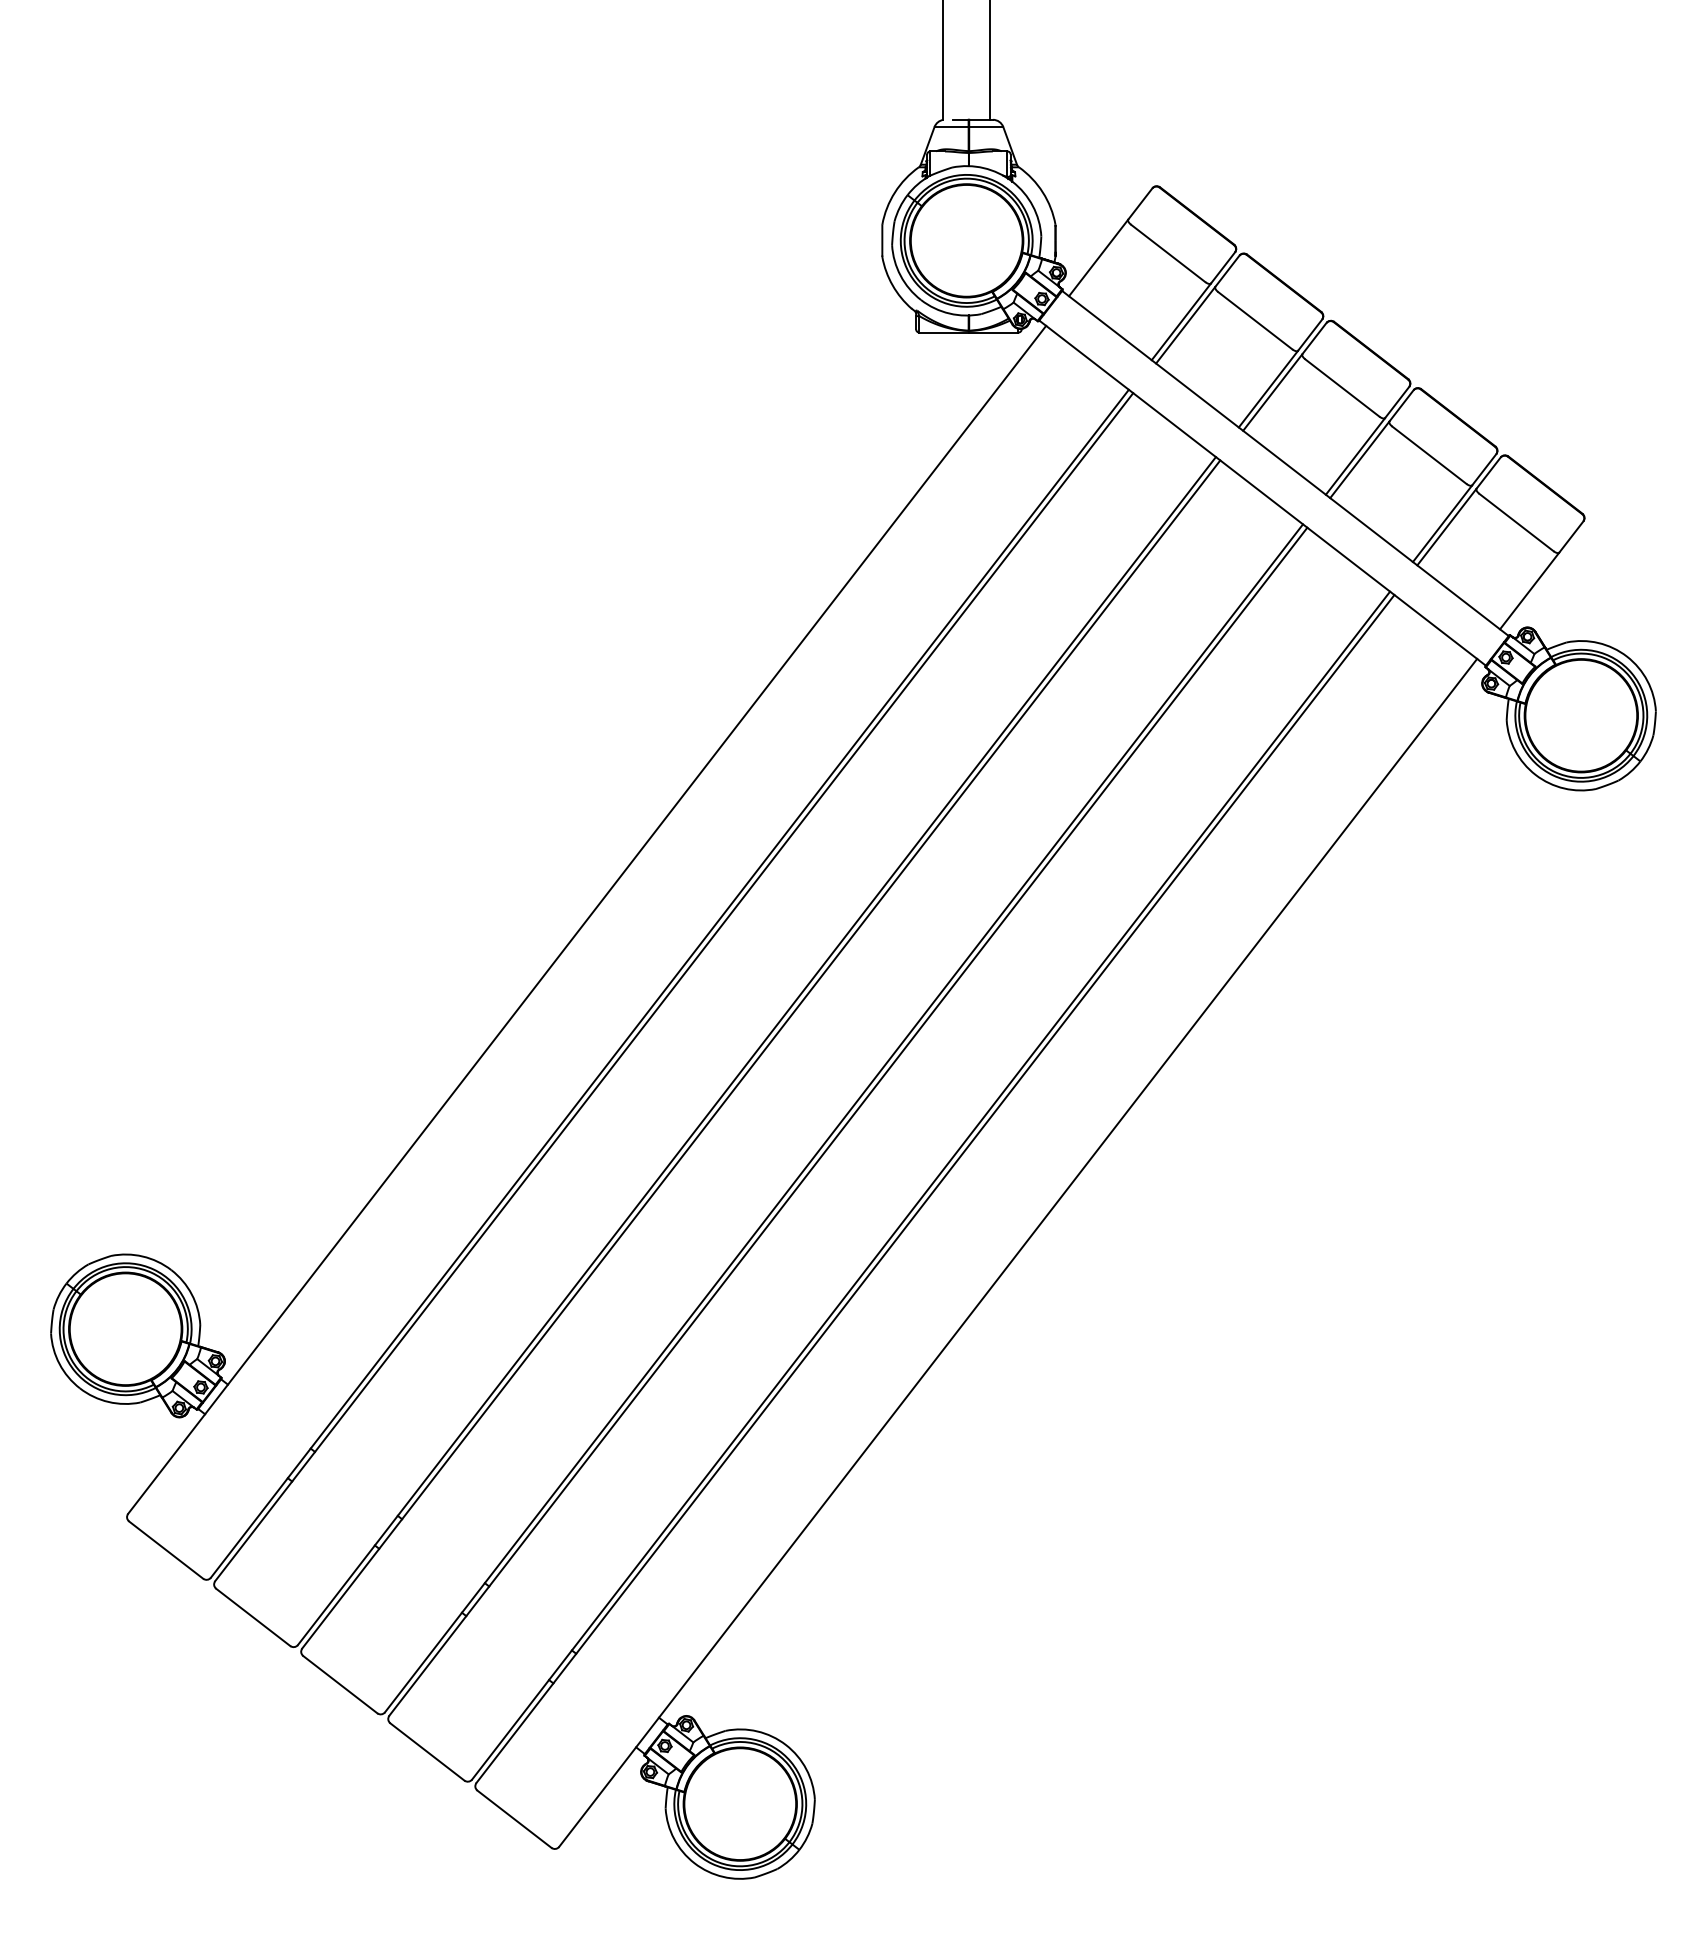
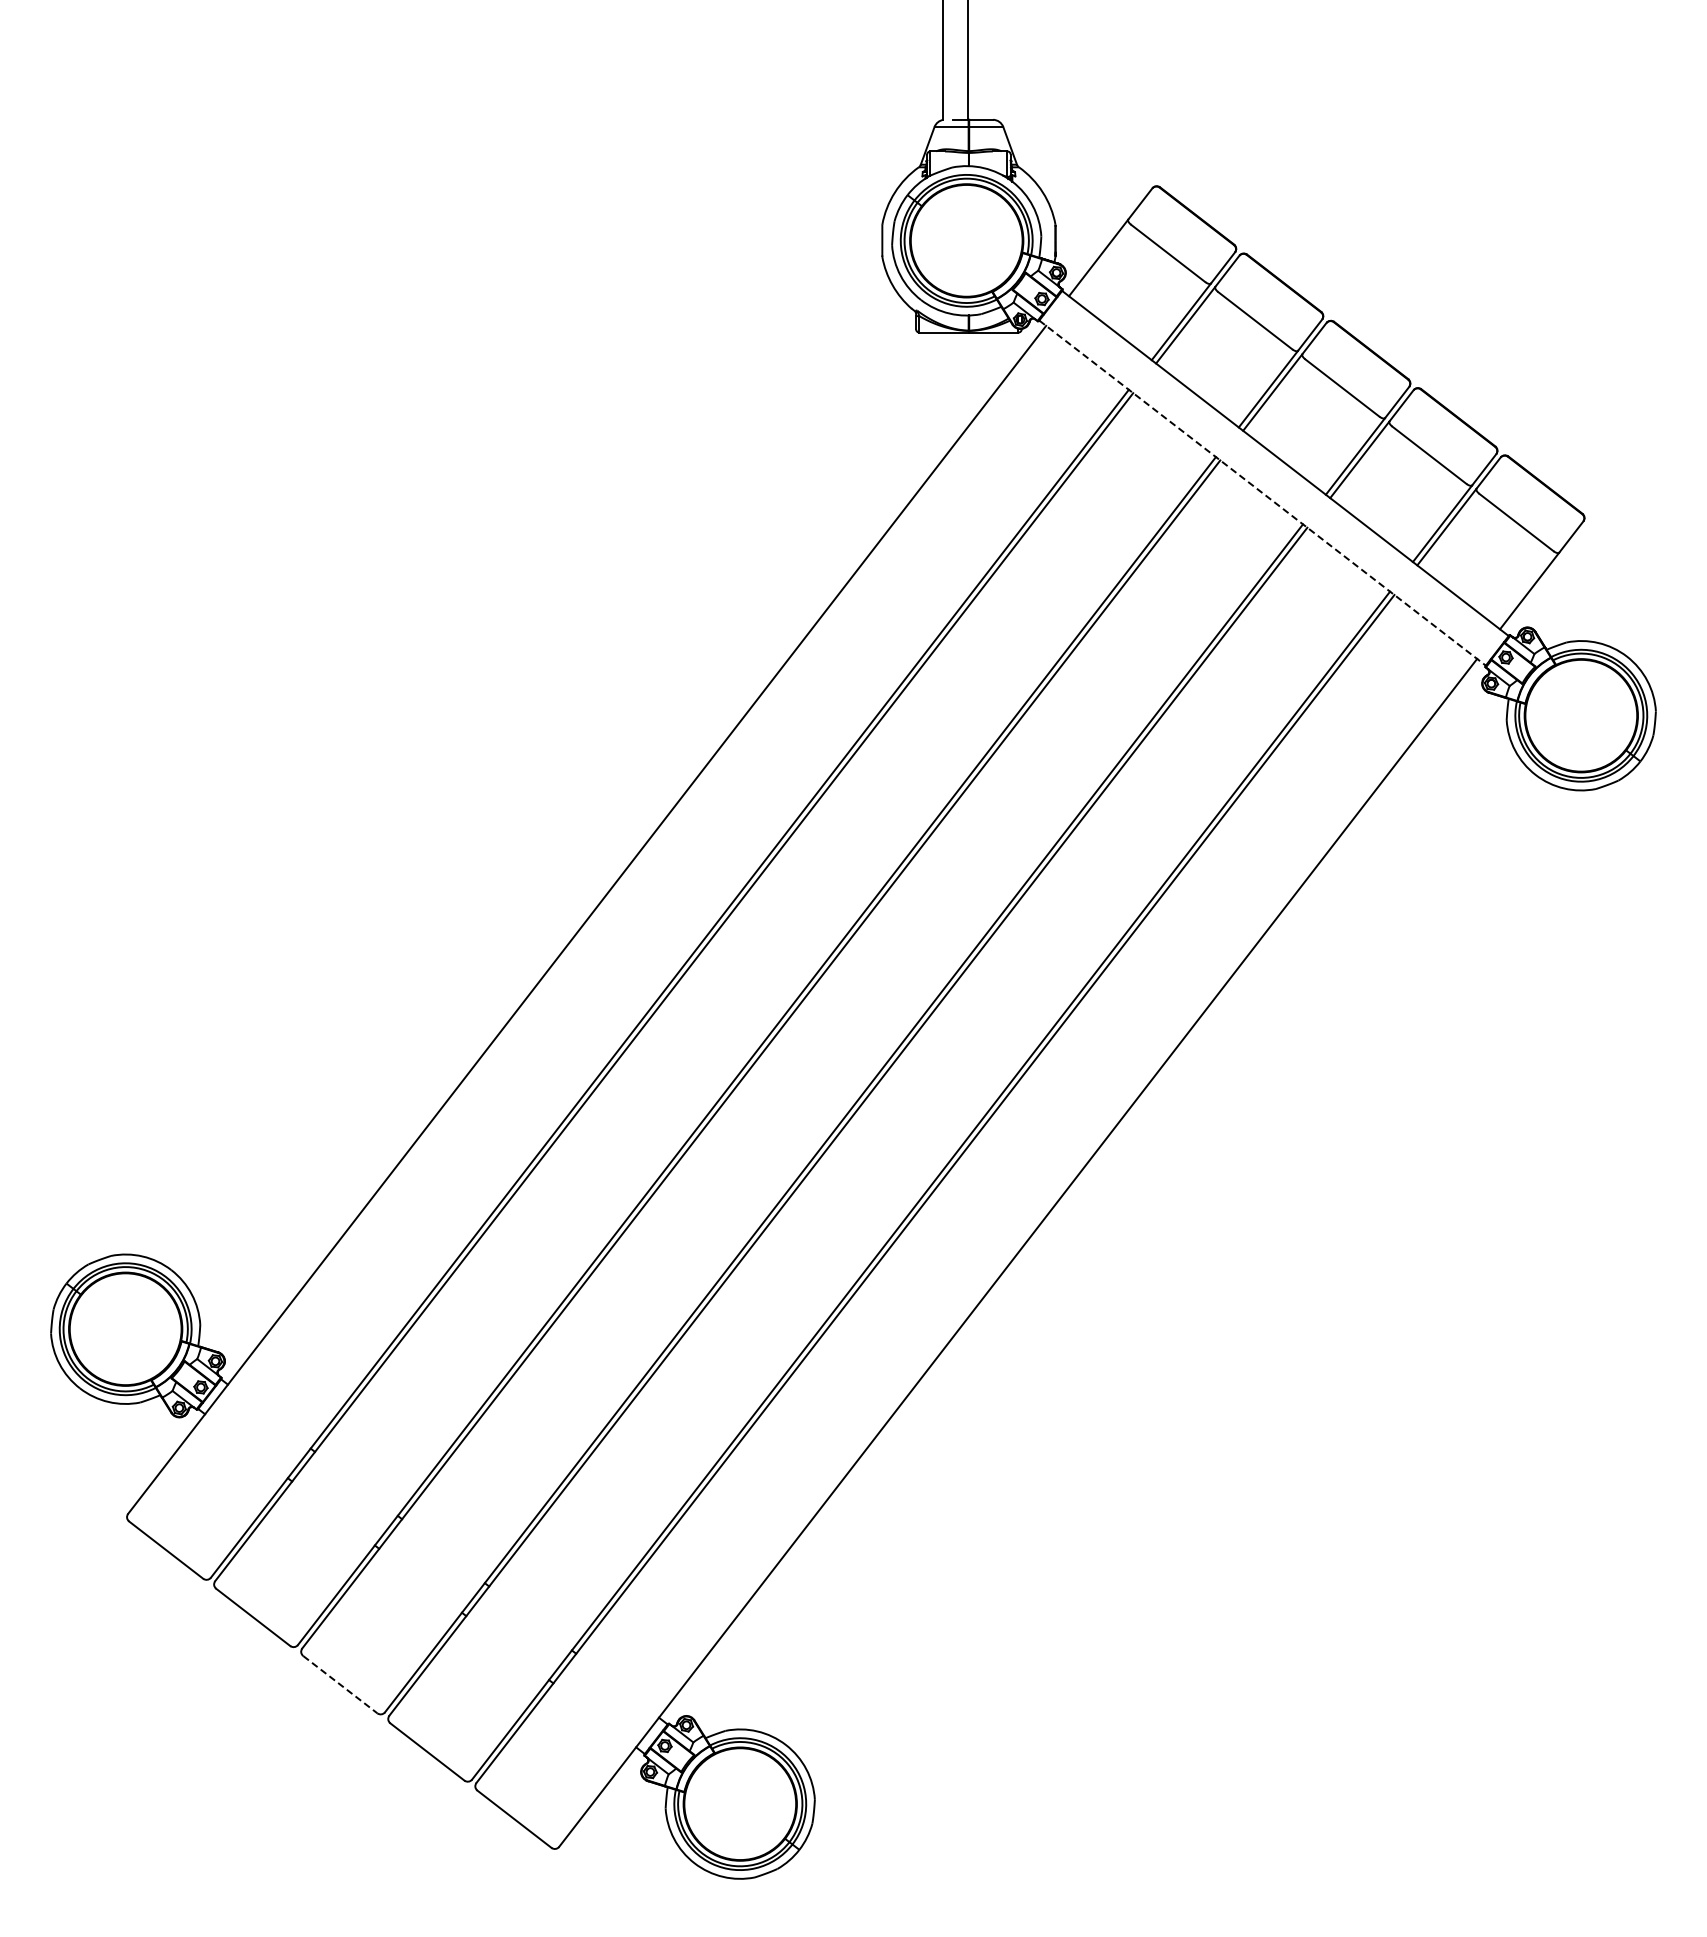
line position: (990, 60) -> (968, 60) (968, 60)
line: solid -> dashed (1262, 493)
line: solid -> dashed (340, 1684)
